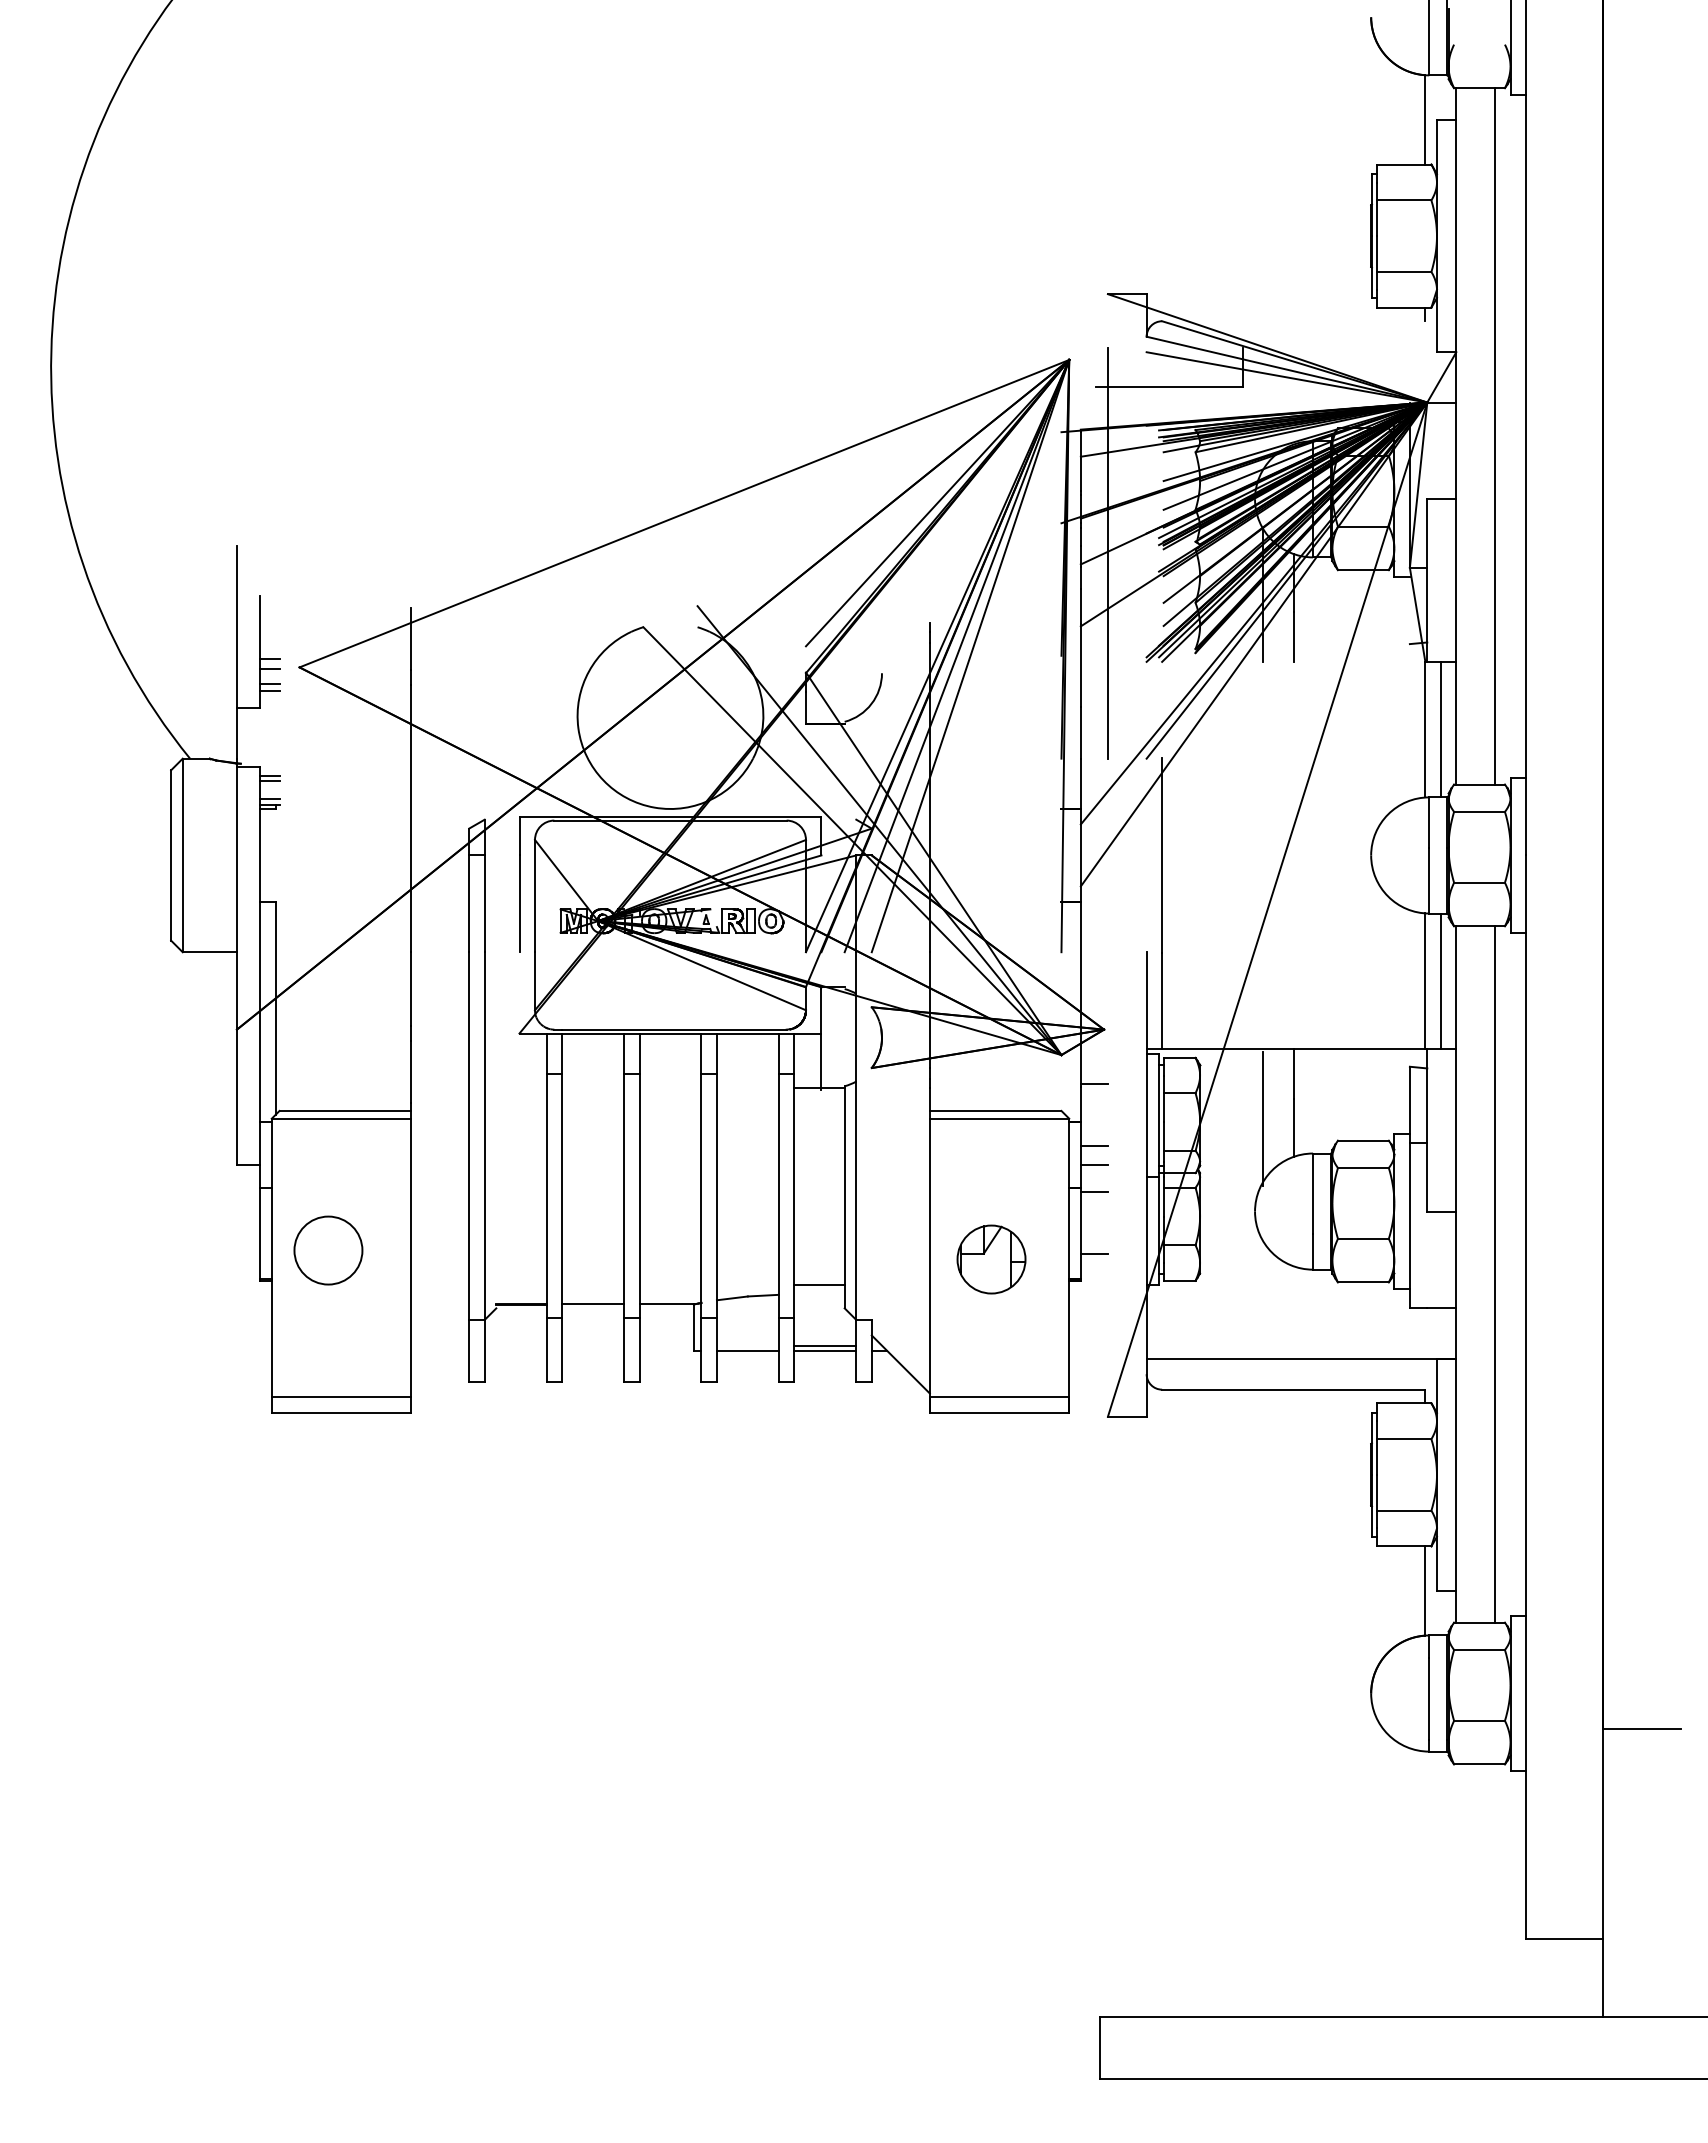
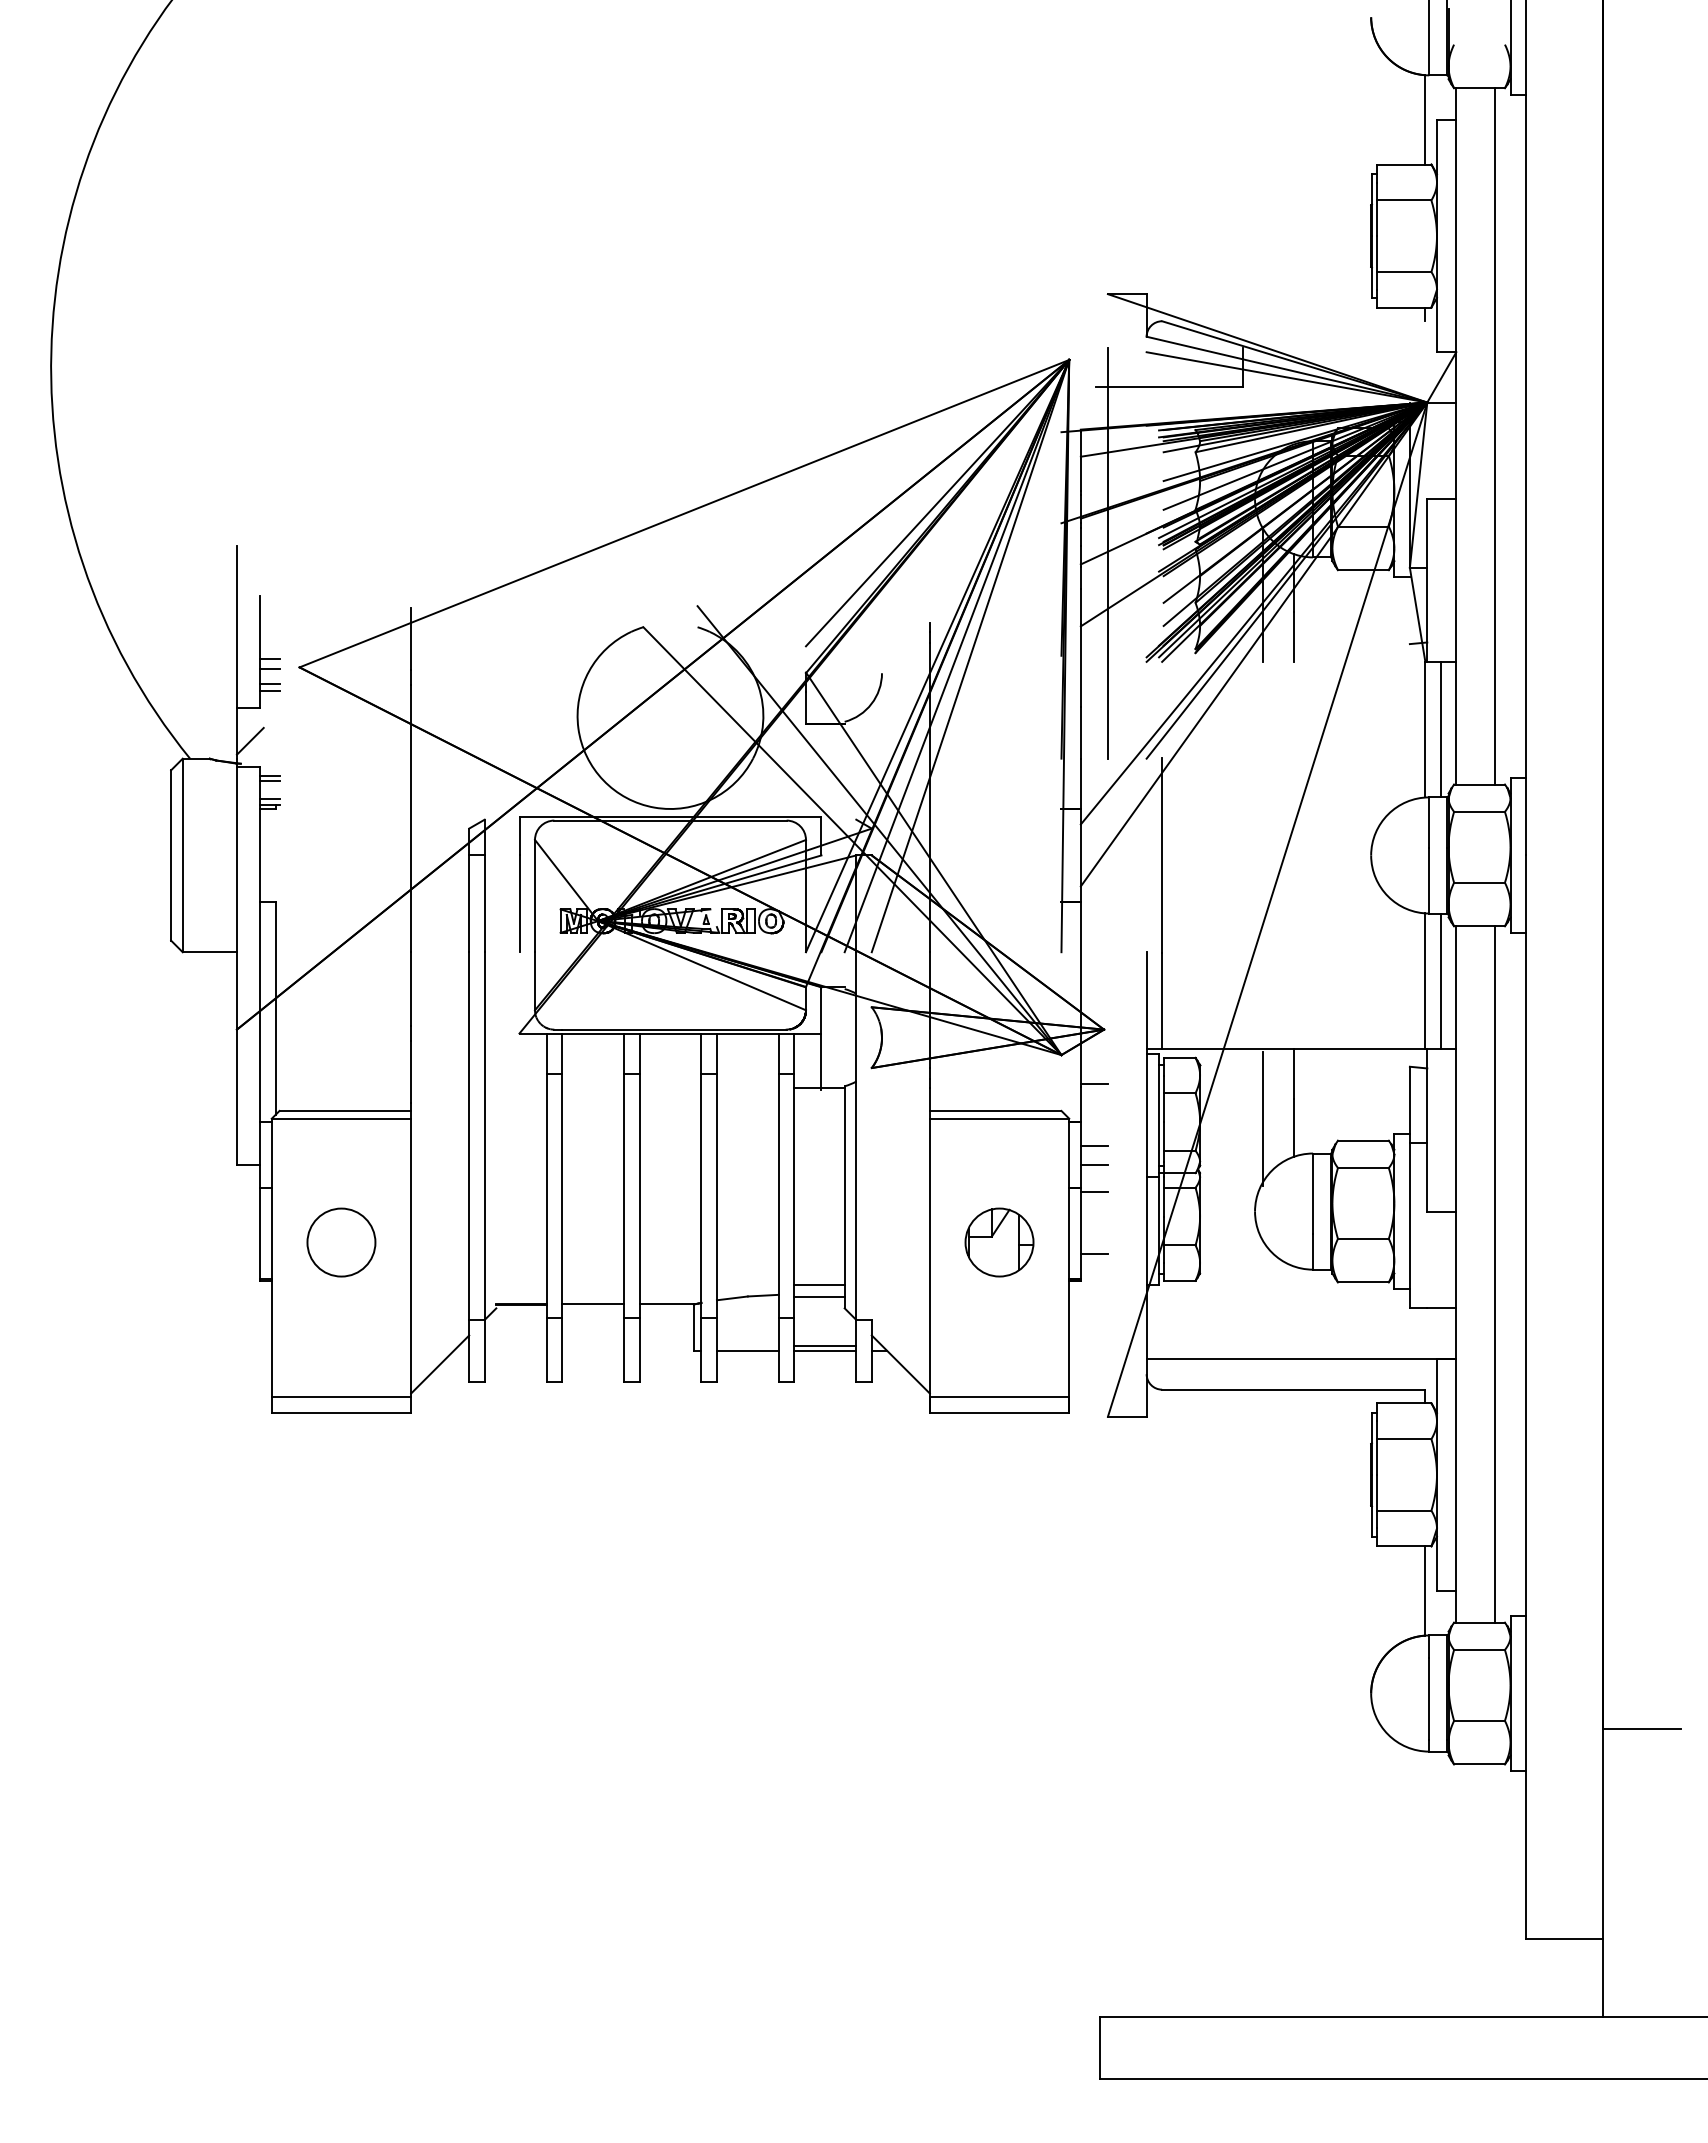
line: none -> present (249, 740)
circle position: (328, 1250) -> (341, 1242) (341, 1242)
part position: (991, 1259) -> (999, 1242) (999, 1242)
line: none -> present (819, 1297)
line: none -> present (440, 1364)
